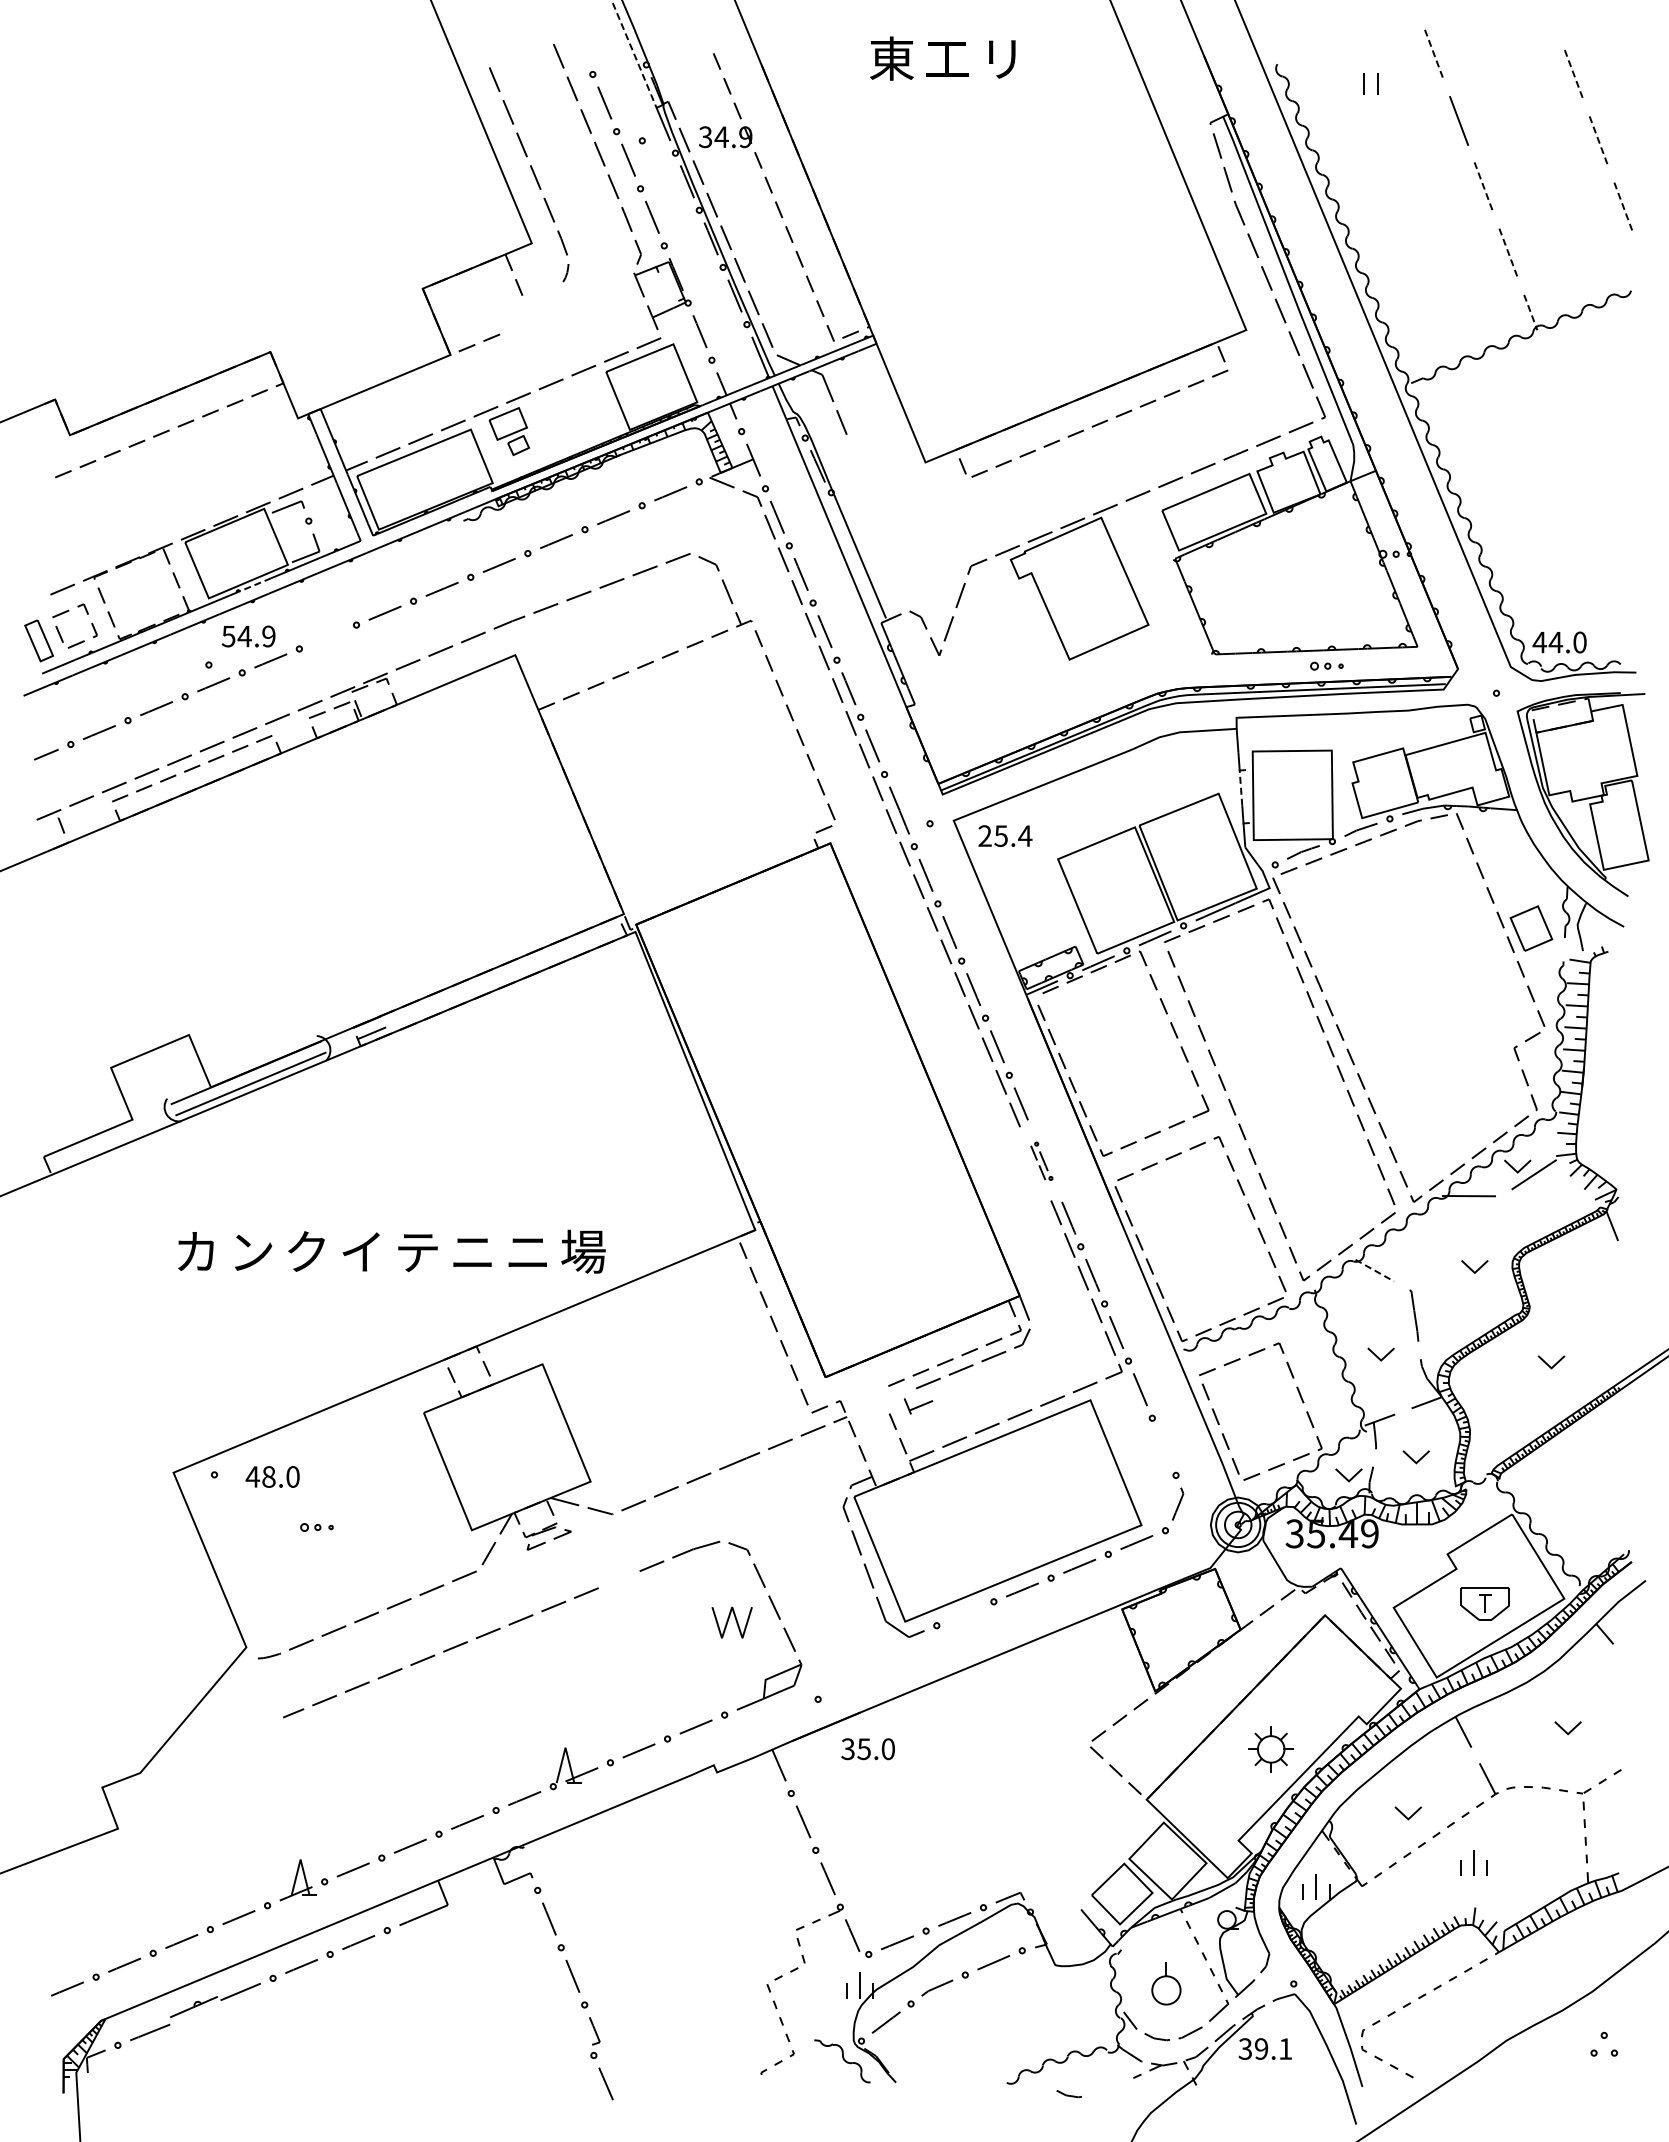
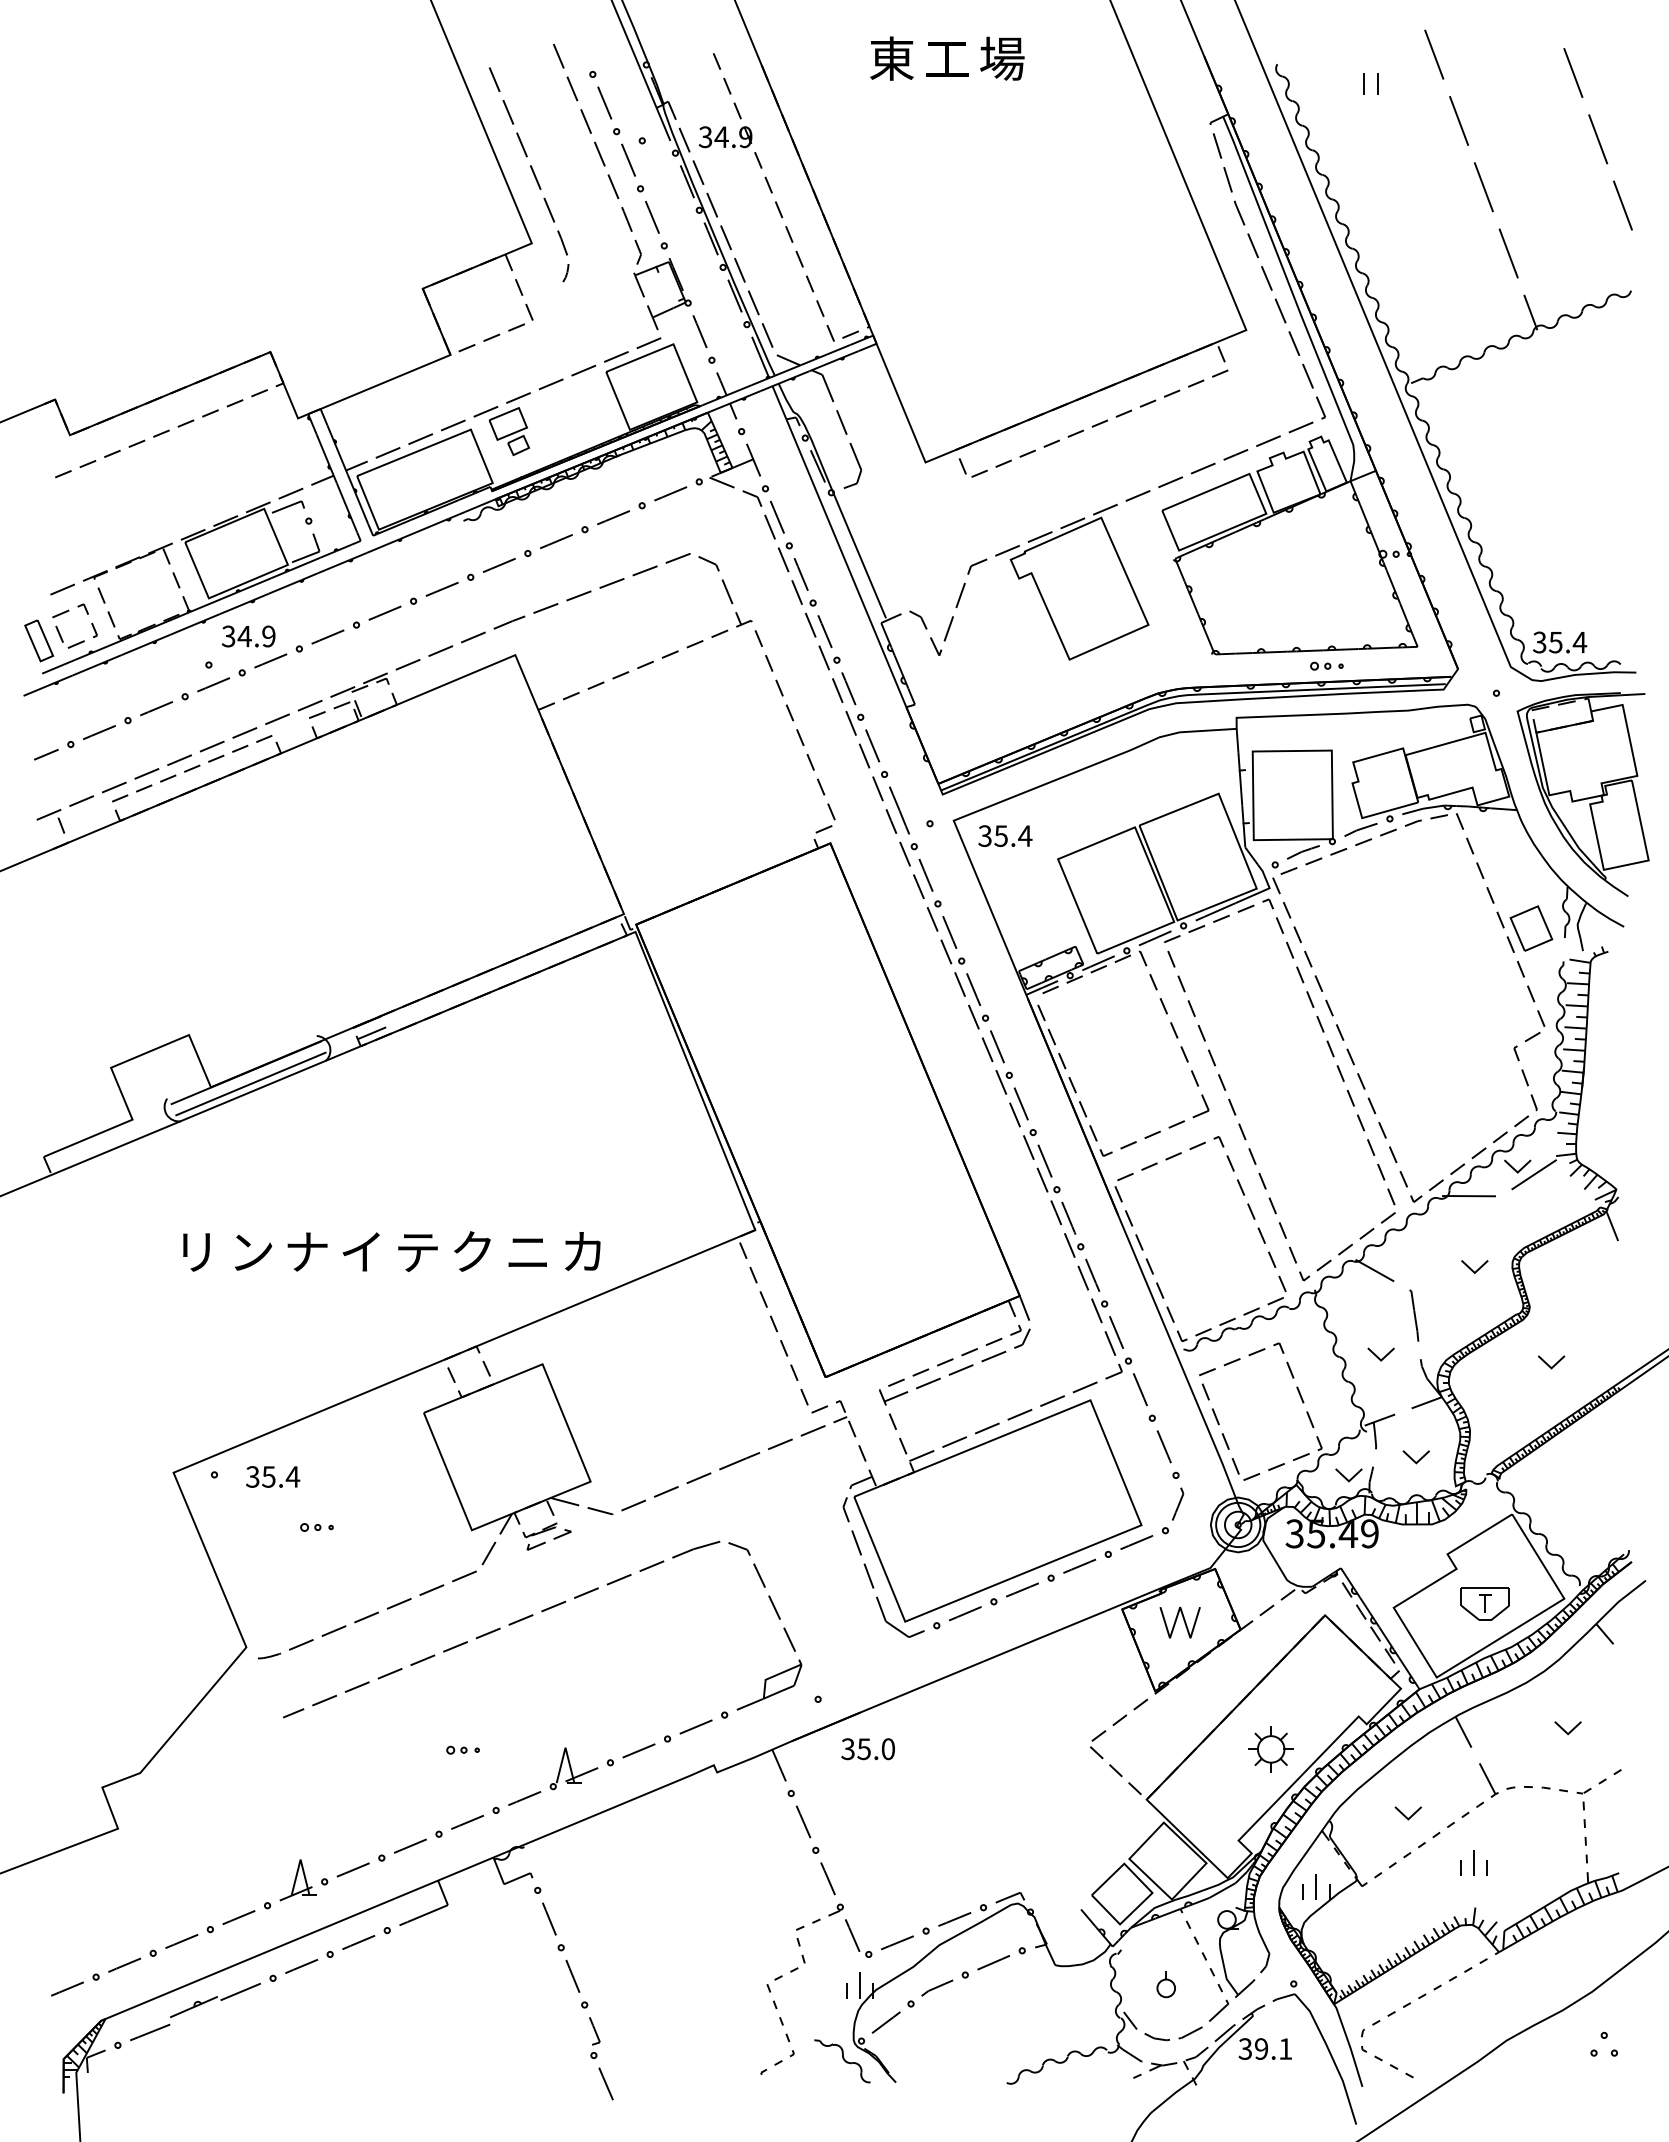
line: dashed -> solid (634, 54)
line: dashed -> solid (1434, 54)
text: リ -> 場 (1002, 58)
line: dashed -> solid (1573, 73)
line: dashed -> solid (1598, 139)
line: dashed -> solid (1483, 187)
line: dashed -> solid (1622, 205)
line: dashed -> solid (1508, 253)
line: dashed -> solid (1530, 312)
part: none -> present (523, 323)
part: none -> present (852, 465)
line: dashed -> solid (254, 585)
text: 54.9 -> 34.9 (228, 635)
line: none -> present (327, 636)
text: 44.0 -> 35.4 (1559, 642)
line: dashed -> solid (1240, 788)
text: 25.4 -> 35.4 (984, 836)
part size: 24x40 px -> 38x65 px (1041, 1161)
text: カ -> リ (195, 1251)
text: ク -> ナ (307, 1251)
text: ニ -> ク (472, 1251)
text: 場 -> カ (583, 1251)
line: dashed -> solid (1375, 1270)
part position: (918, 1405) -> (893, 1396) (893, 1396)
line: none -> present (1163, 1446)
text: 48.0 -> 35.4 (272, 1476)
line: none -> present (618, 1579)
line: none -> present (965, 1613)
part position: (731, 1622) -> (1179, 1622) (1179, 1622)
part: none -> present (462, 1749)
part size: 31x44 px -> 20x28 px (1165, 1984)
part: present -> none (1068, 2094)
